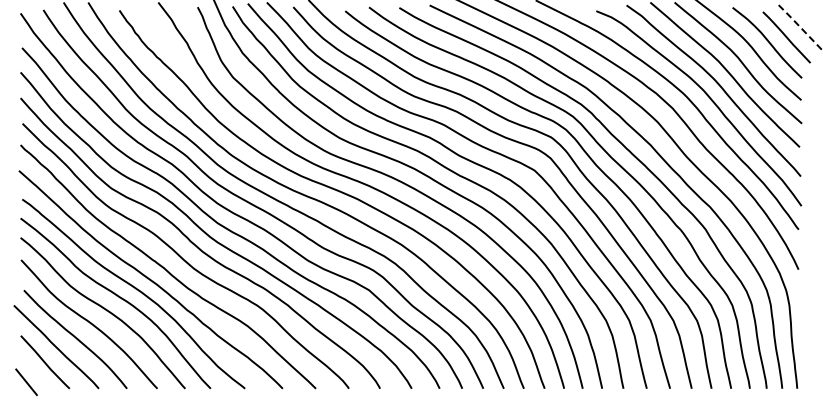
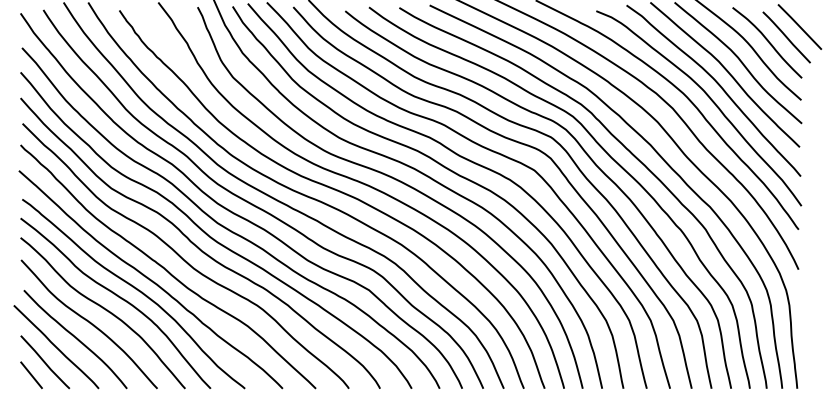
line: dashed -> solid (799, 26)
line position: (26, 382) -> (31, 375) (31, 375)
